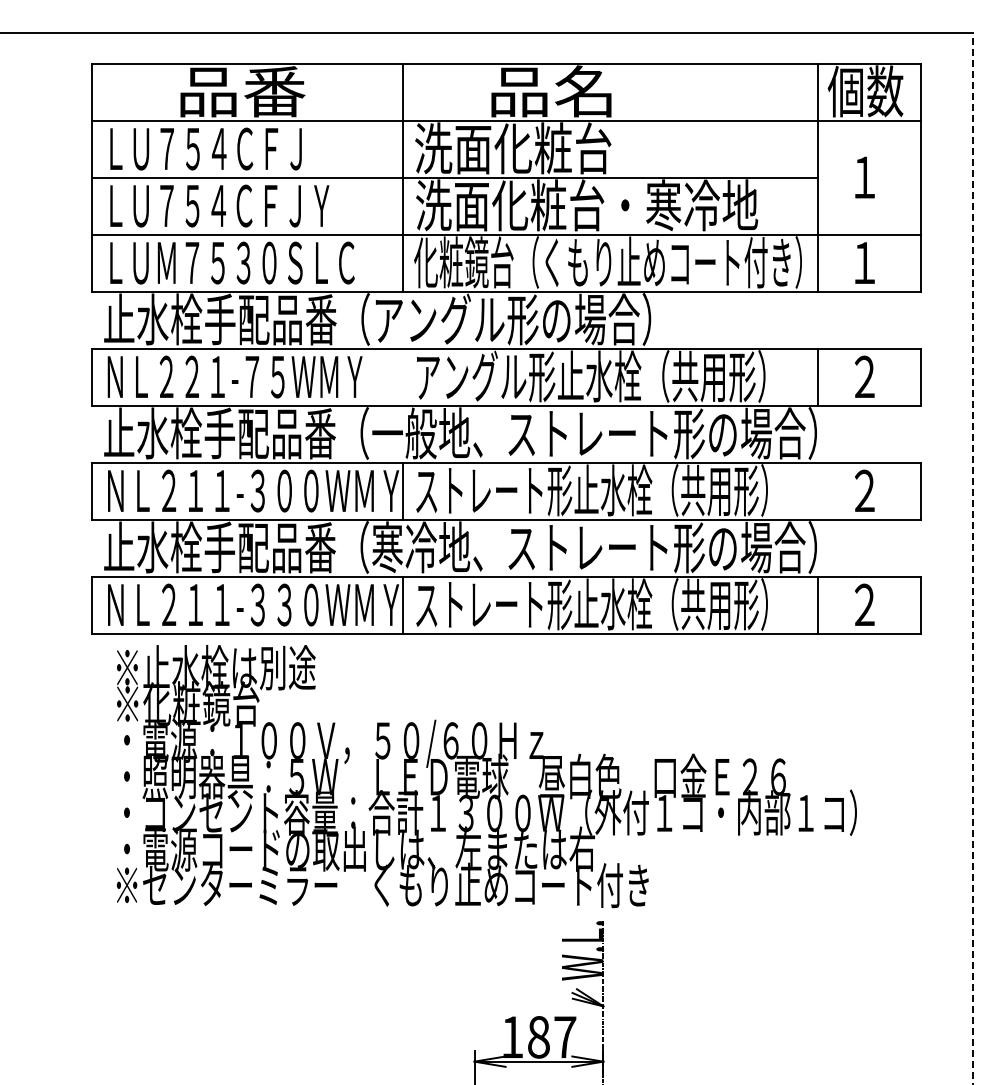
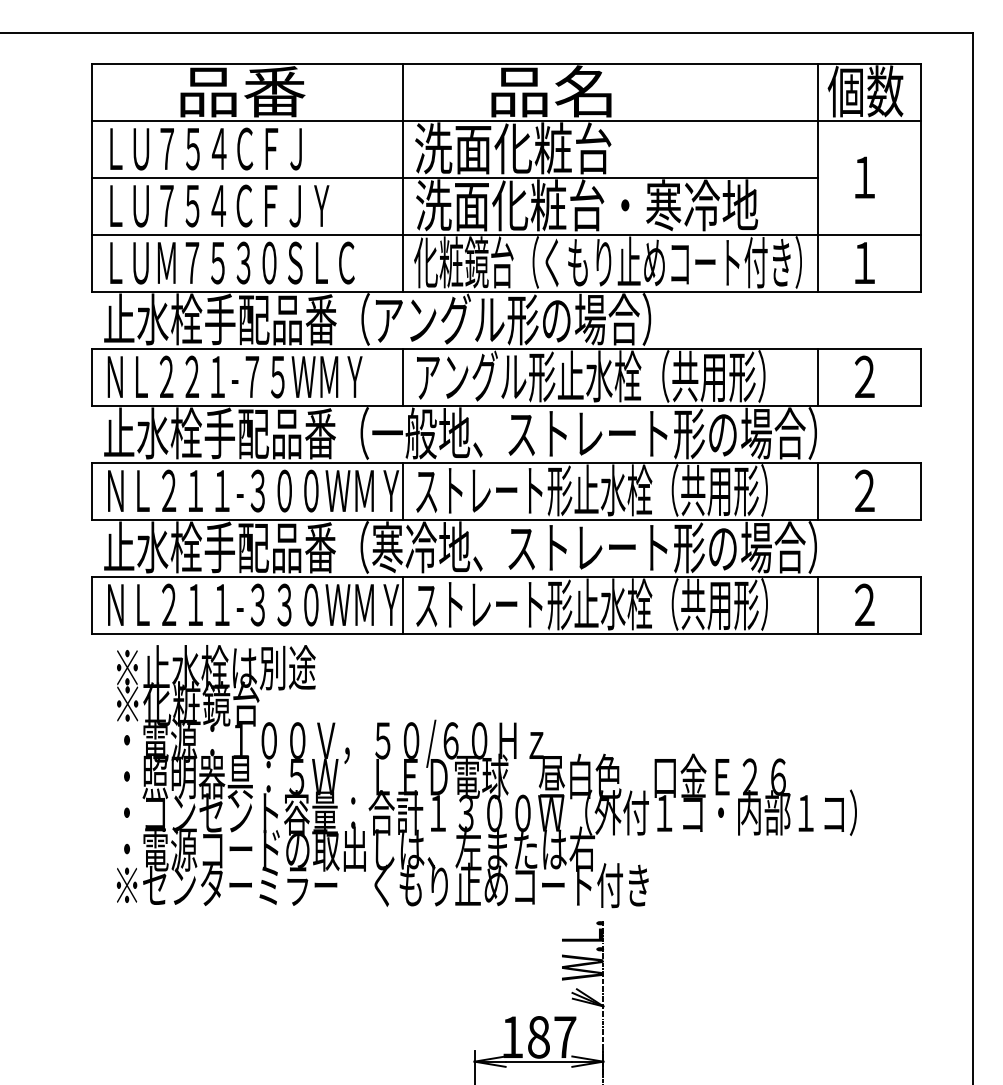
line: none -> present (403, 376)
line: none -> present (817, 490)
line: dashed -> solid (973, 558)
